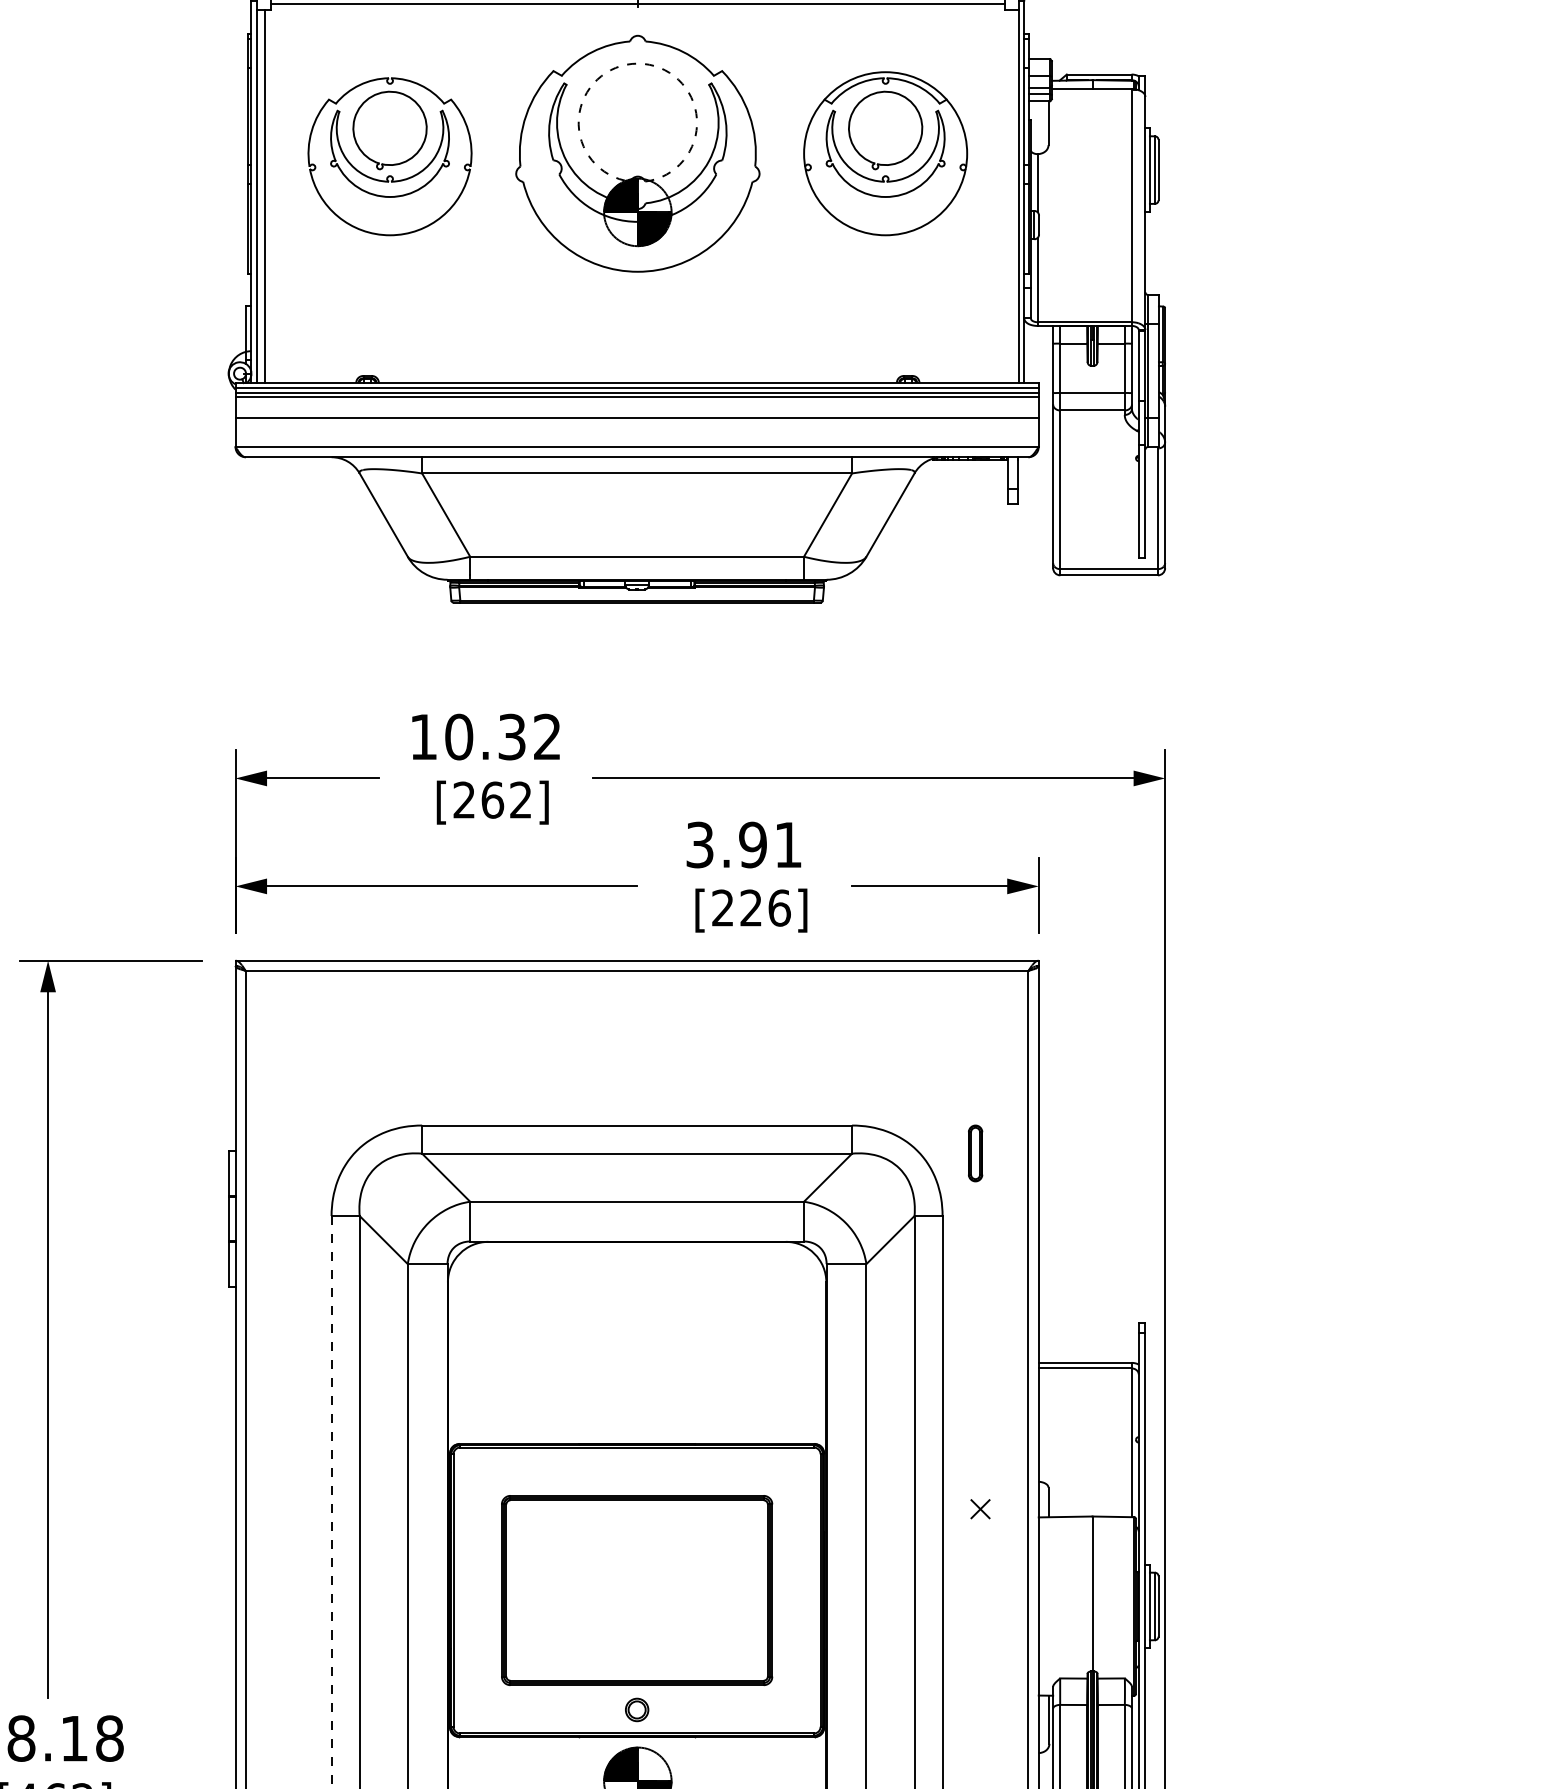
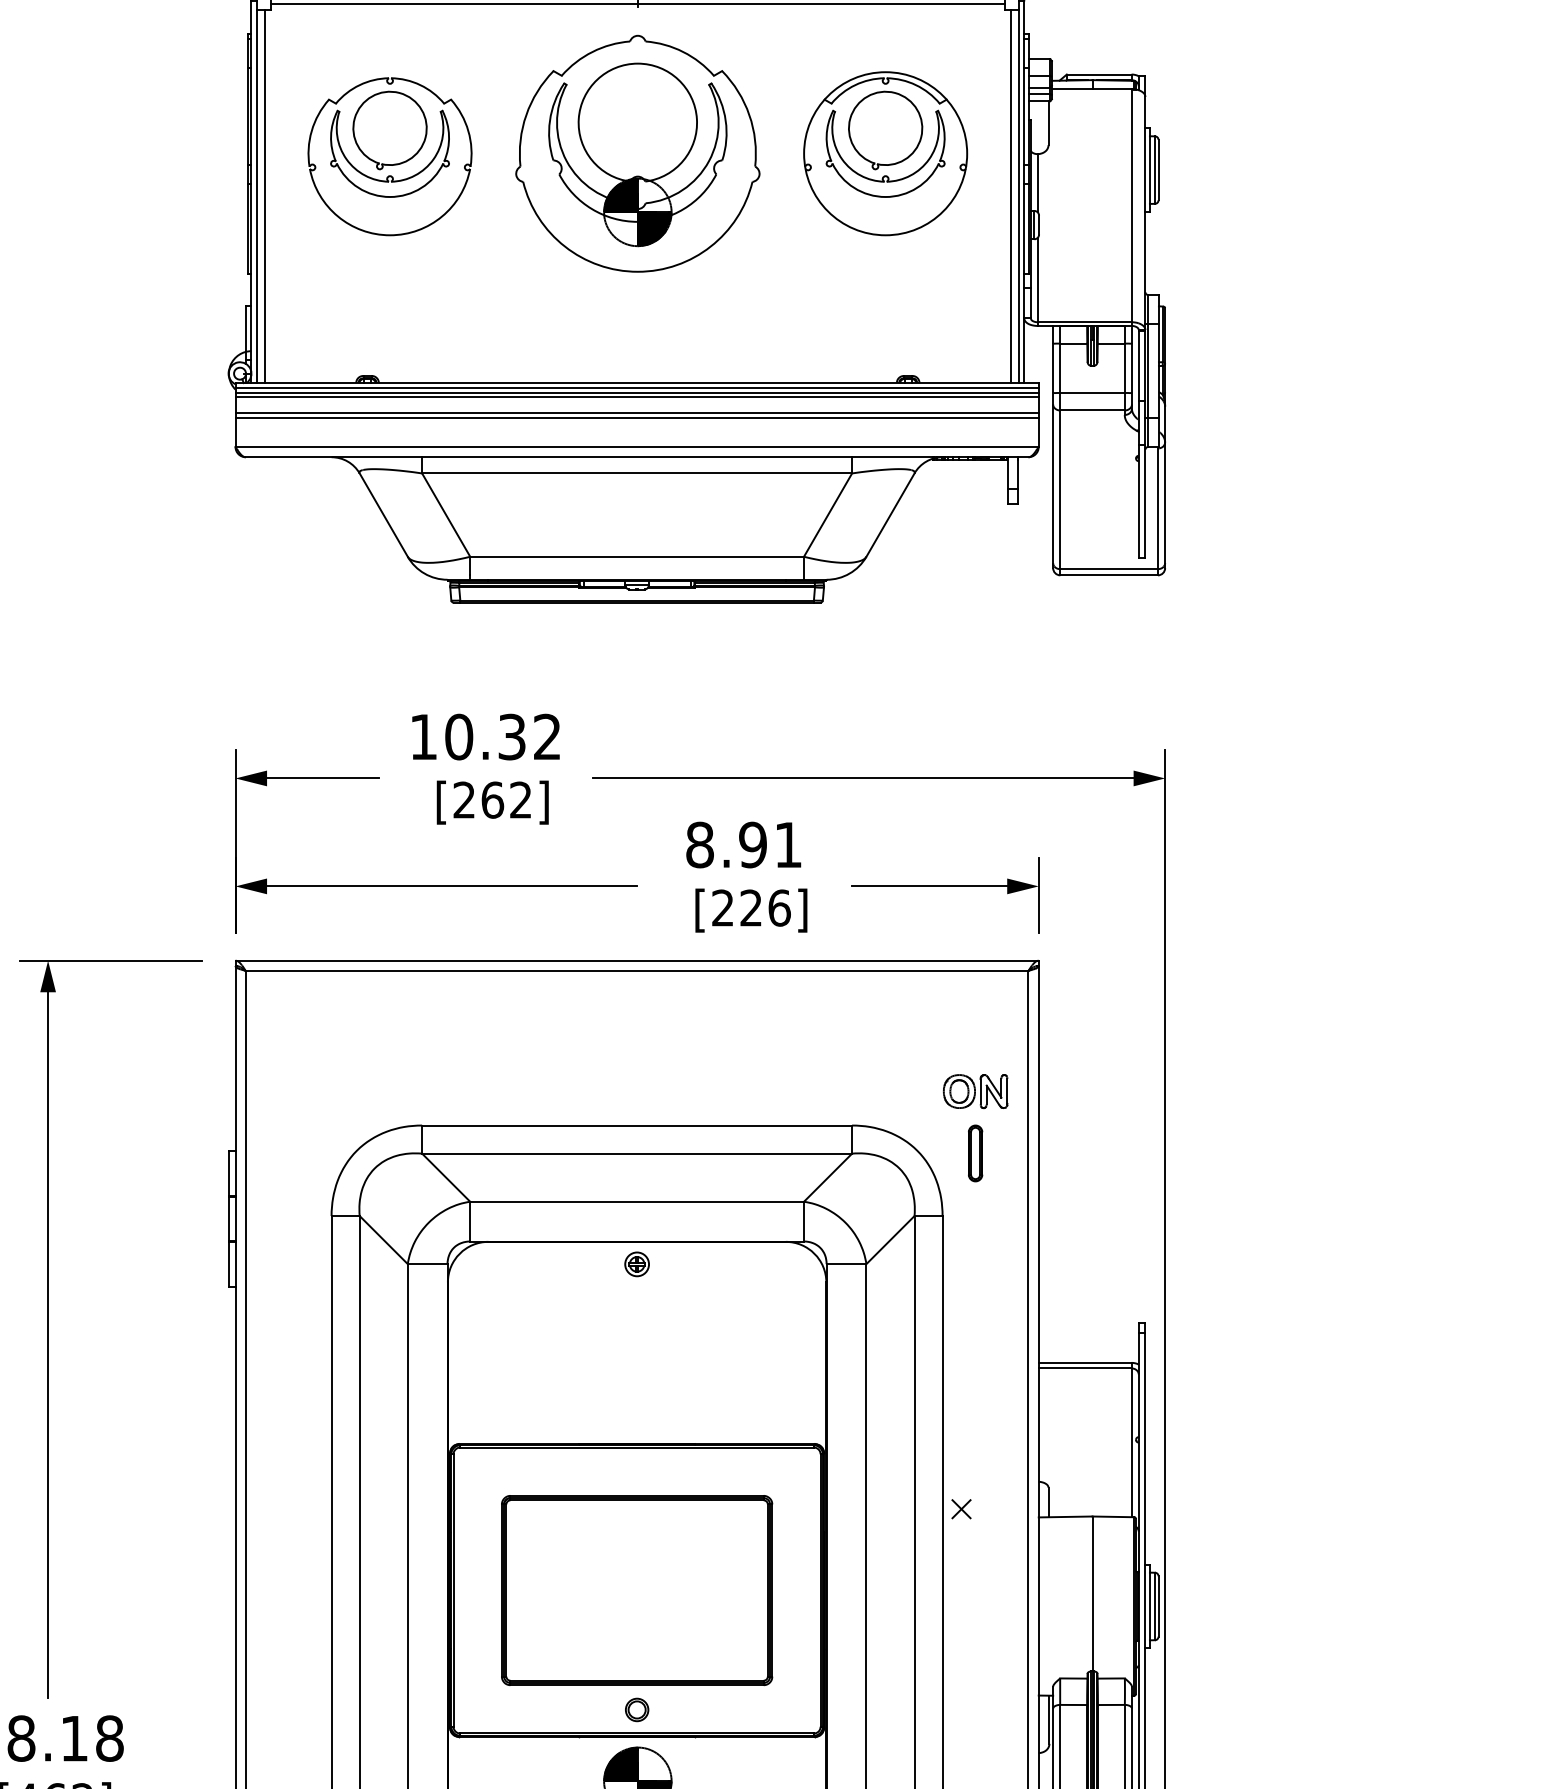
arc: dashed -> solid (637, 63)
line: none -> present (1011, 196)
line: none -> present (636, 412)
text: 3.91 -> 8.91 (699, 844)
part: none -> present (975, 1091)
part: none -> present (636, 1264)
line: dashed -> solid (331, 1502)
part position: (980, 1509) -> (961, 1509) (961, 1509)
